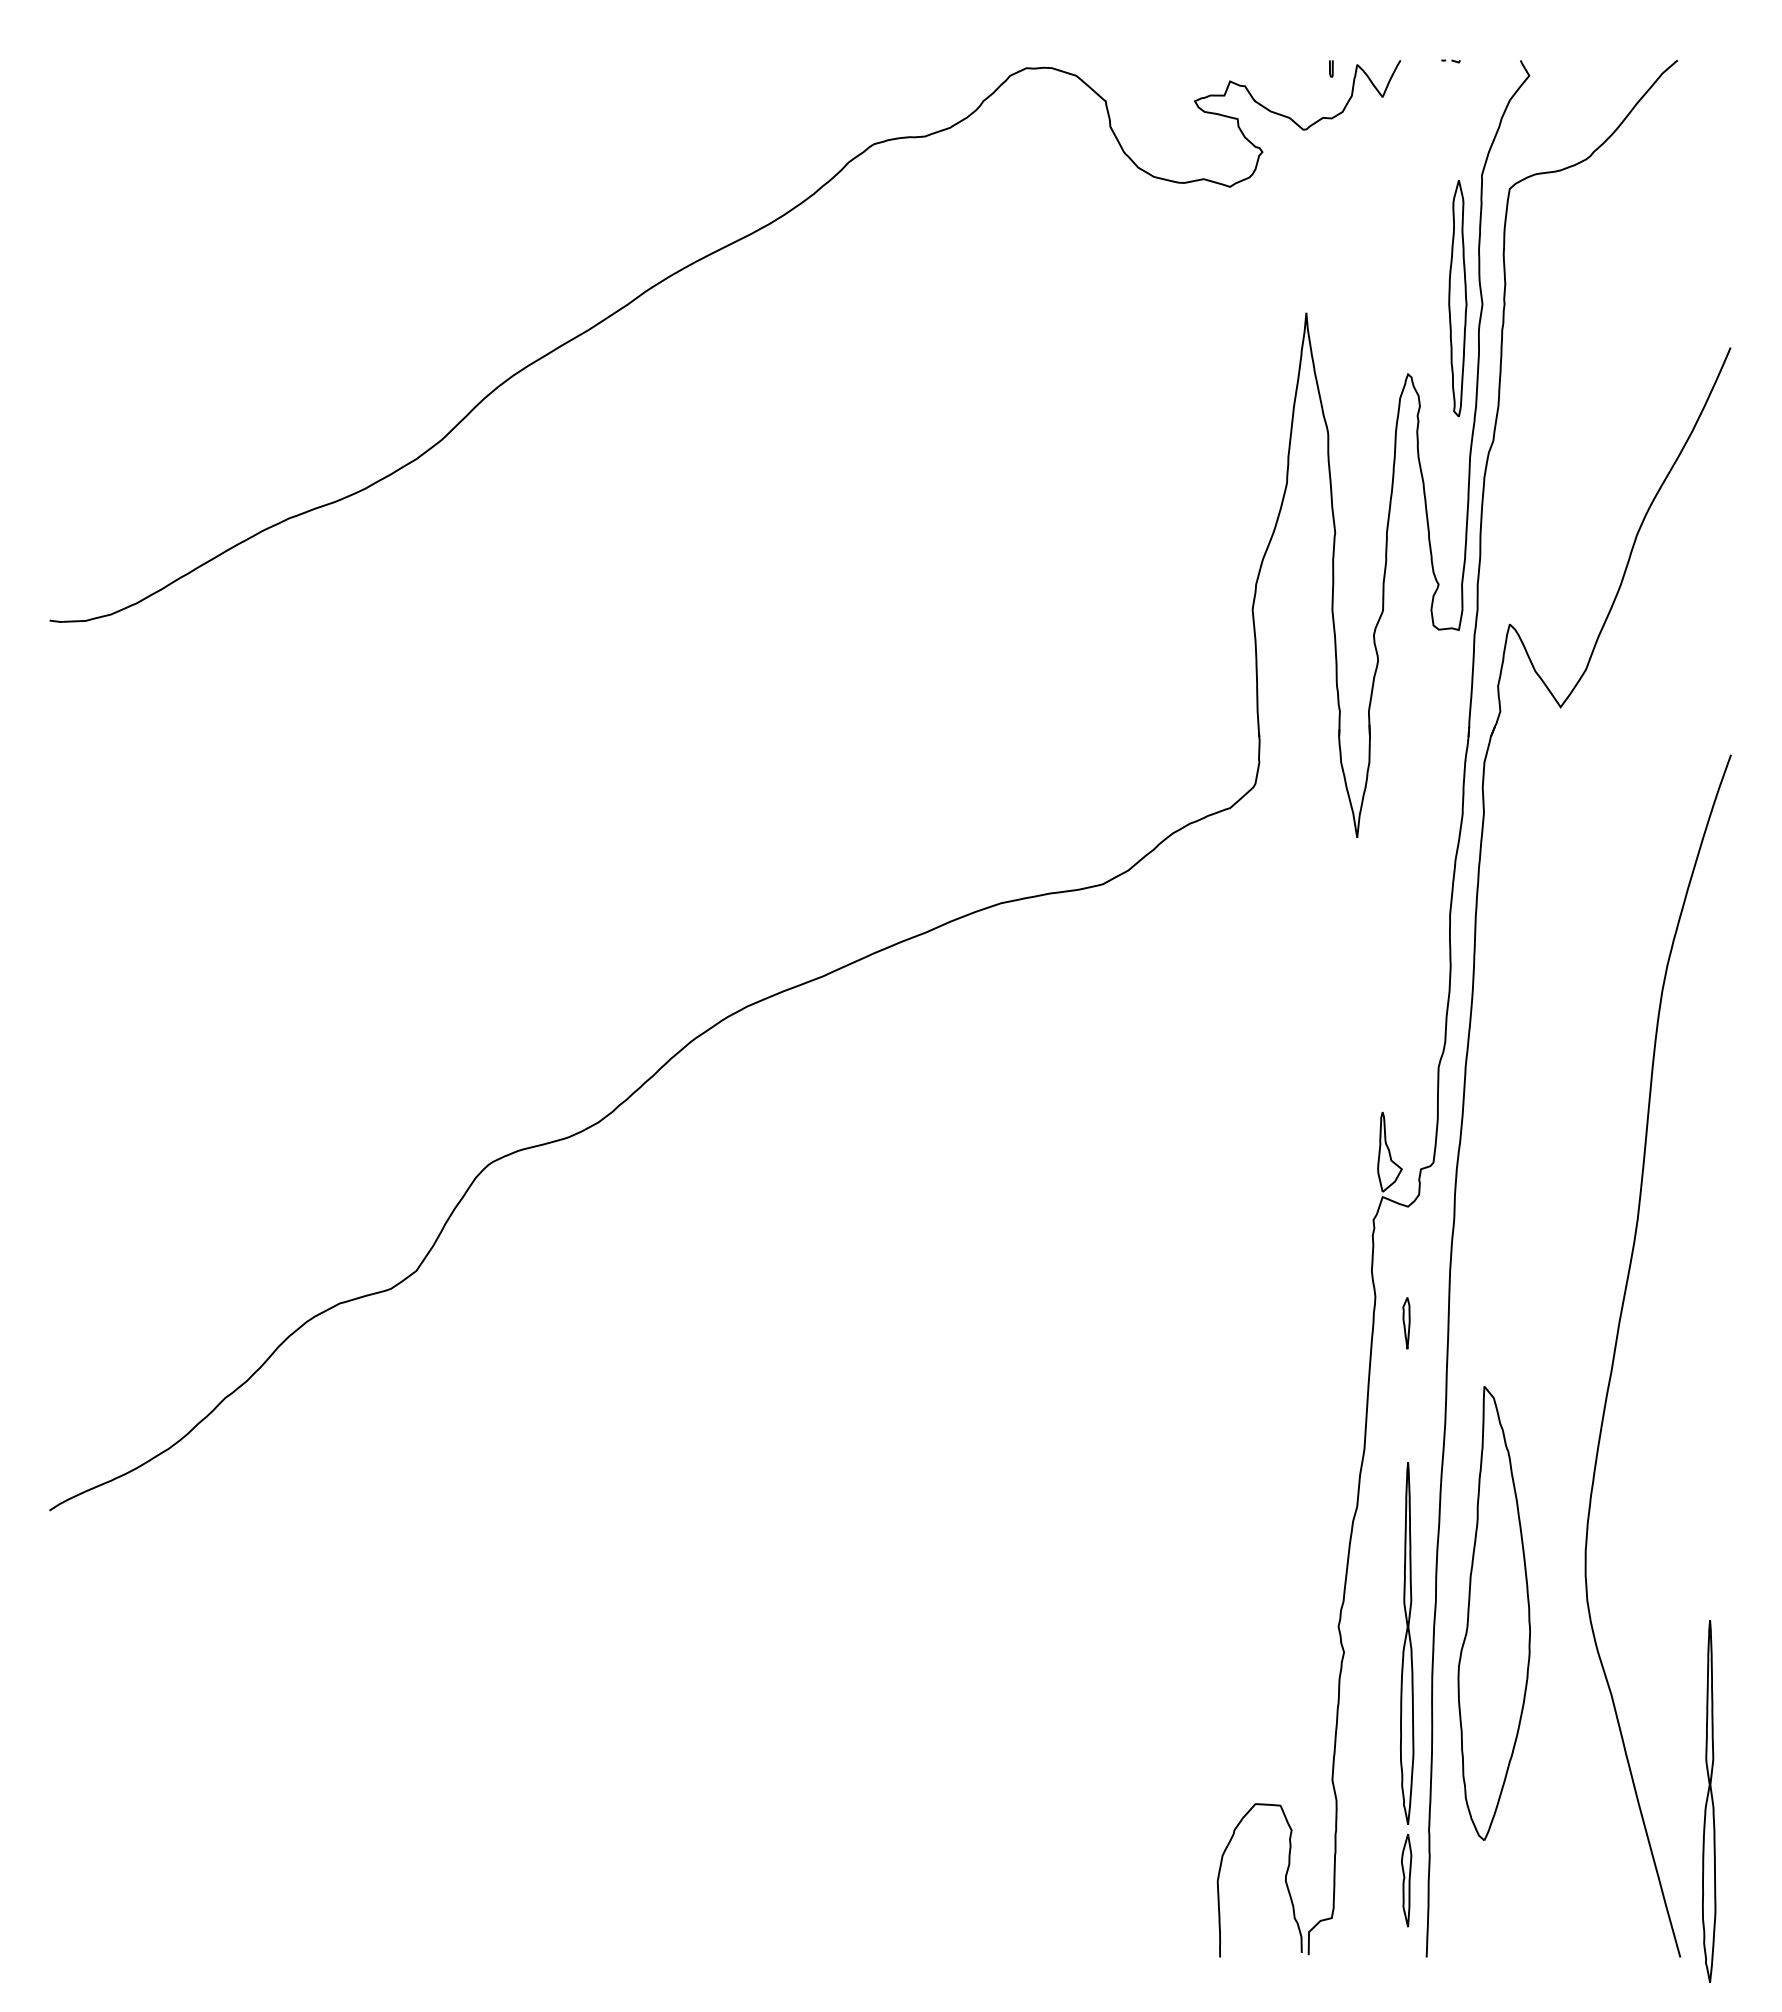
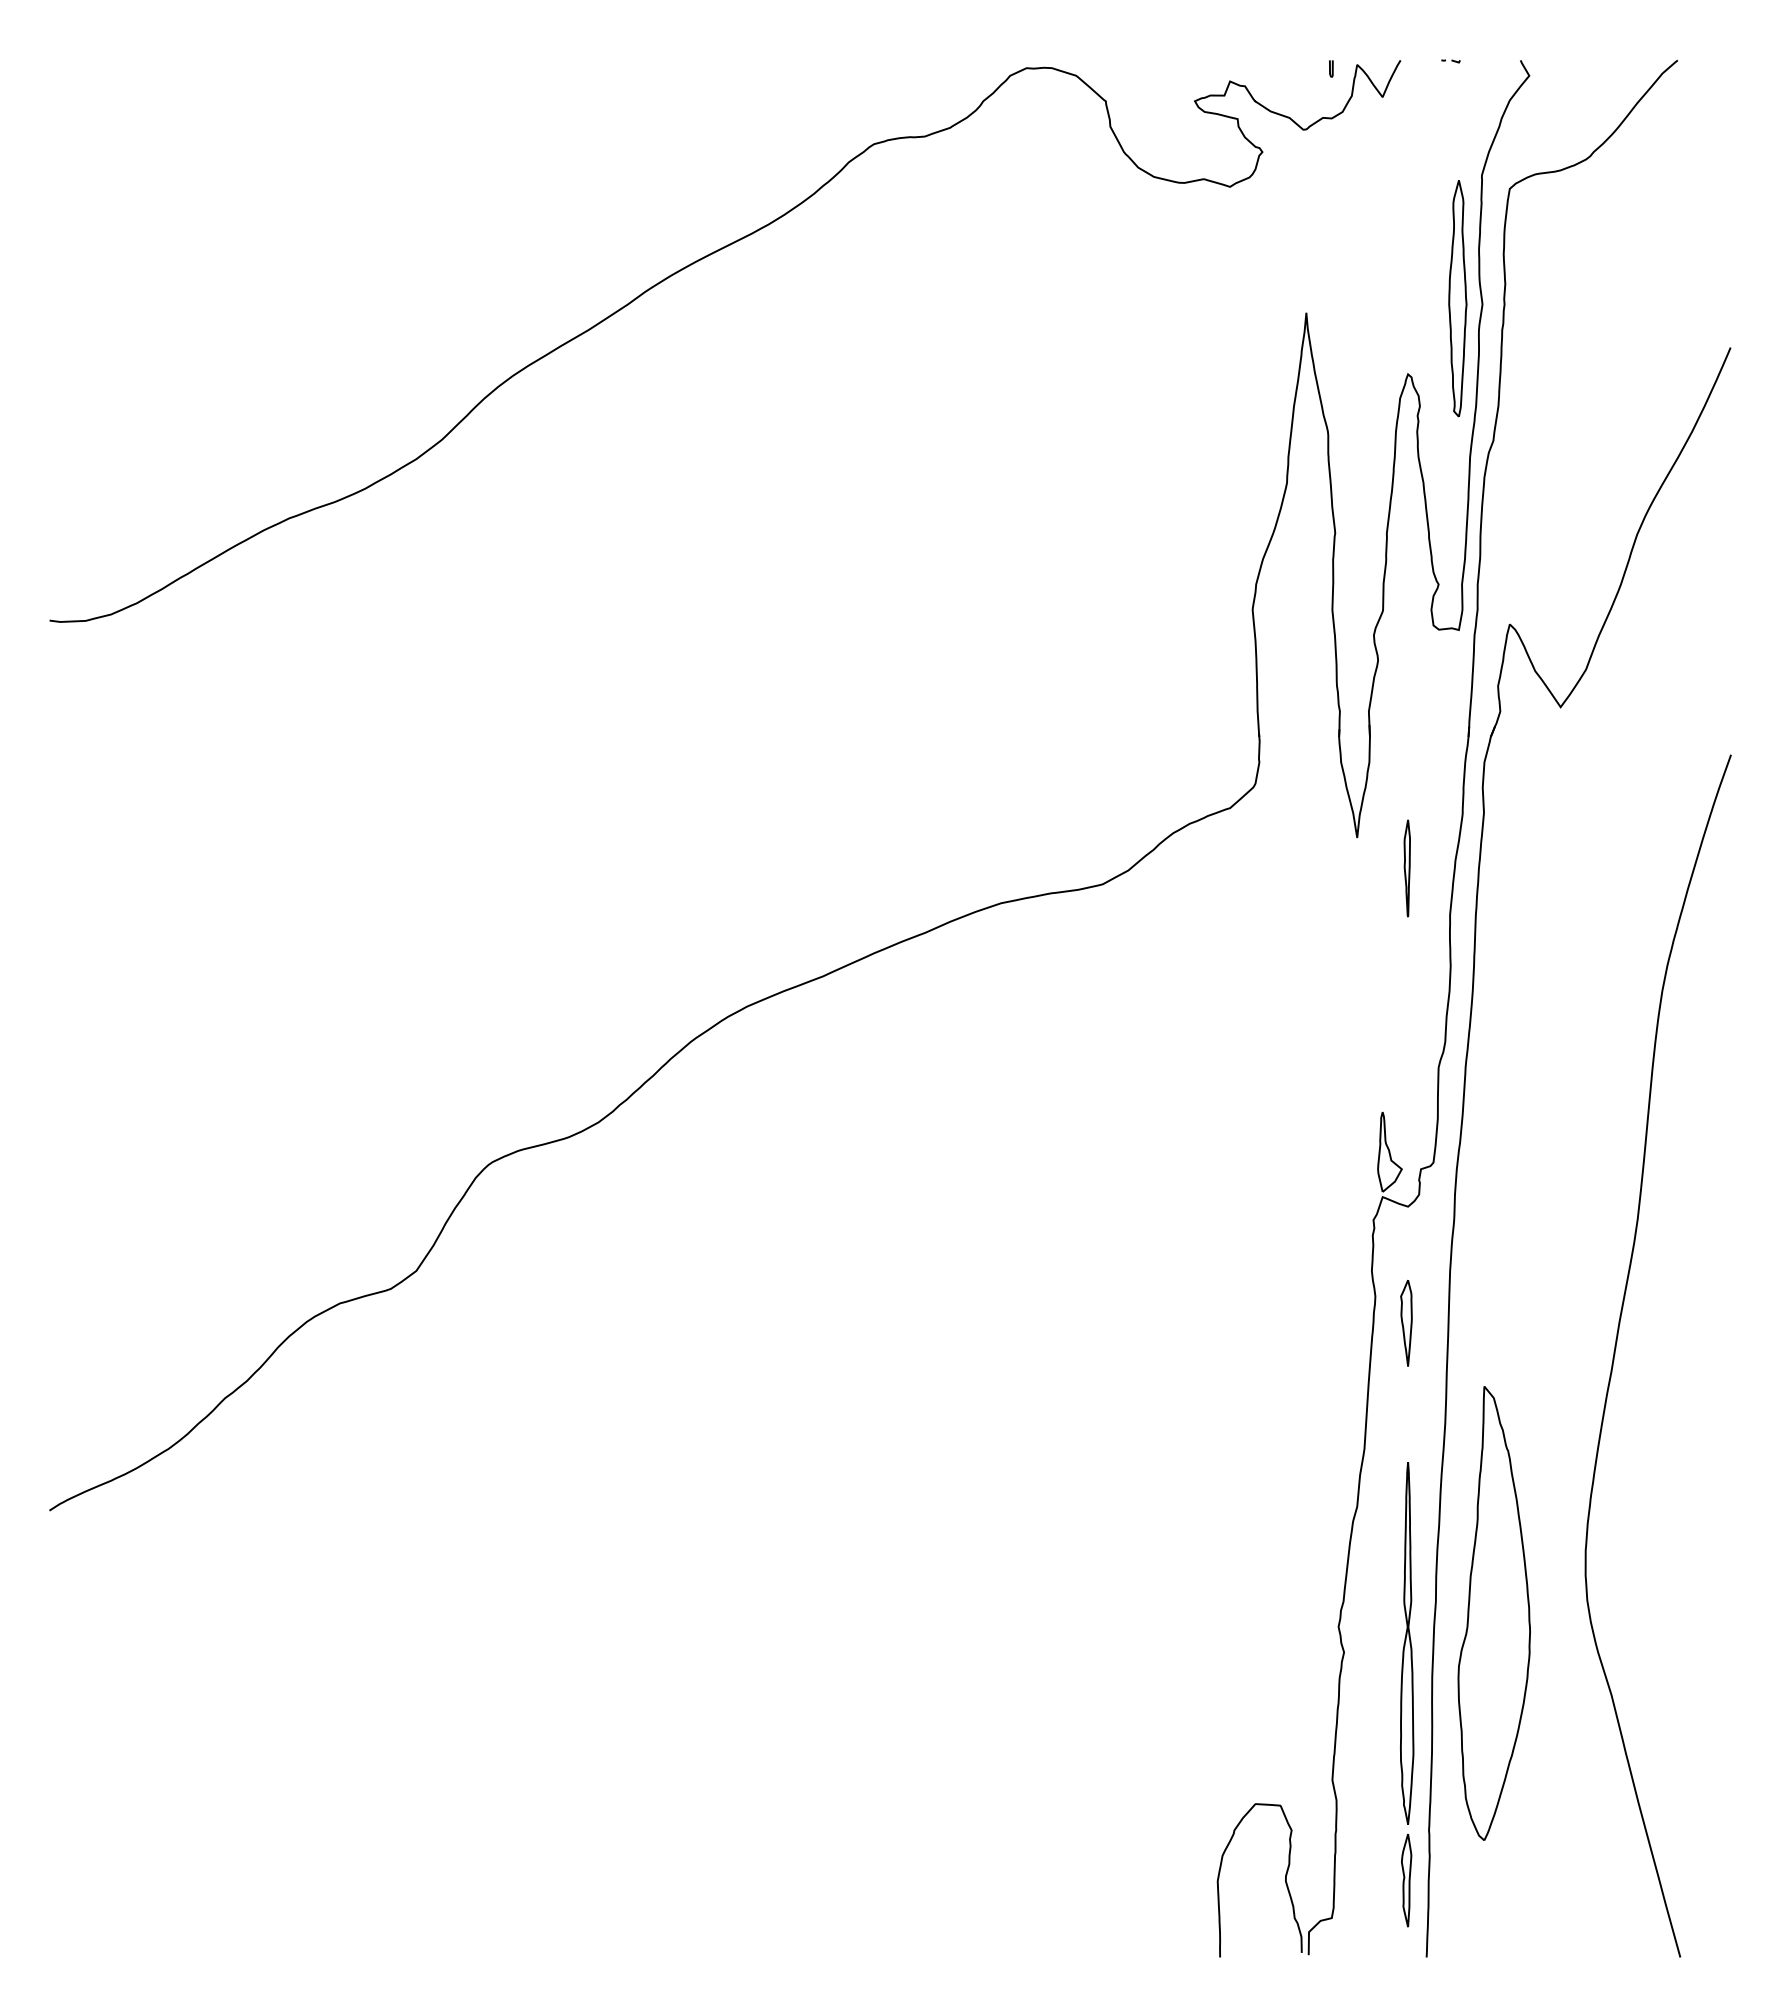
part: none -> present (1406, 868)
part size: 9x53 px -> 13x87 px (1406, 1323)
part: present -> none (1709, 1801)
